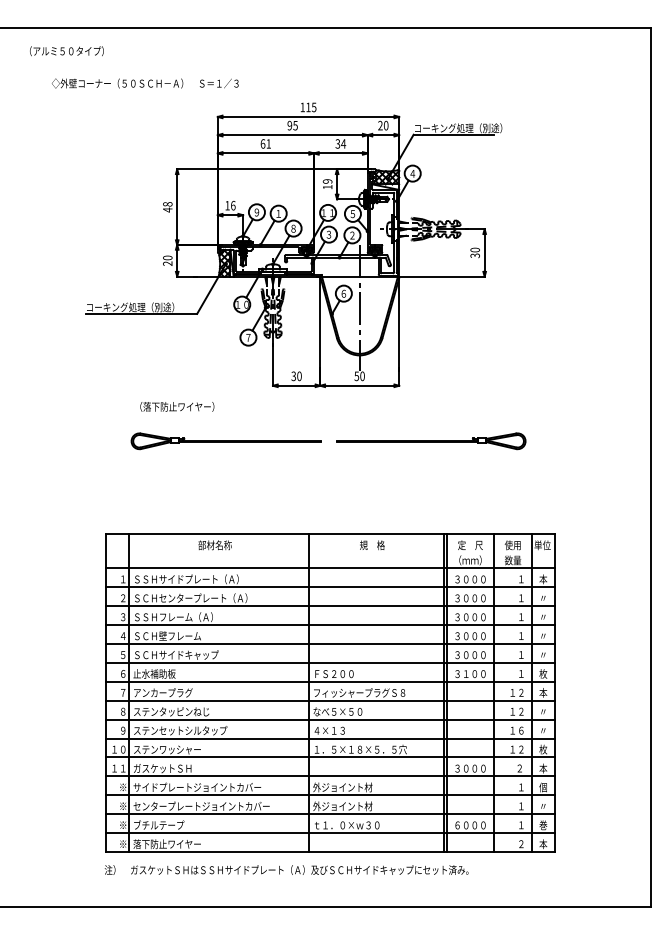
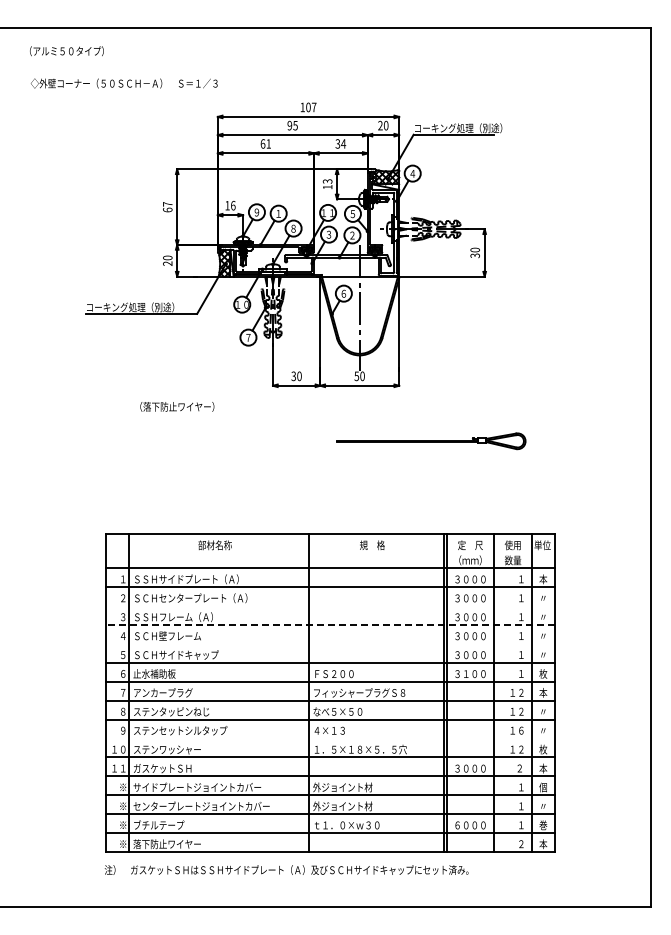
text position: (145, 83) -> (124, 83) (124, 83)
text: 115 -> 107 (311, 107)
text: 19 -> 13 (327, 181)
text: 48 -> 67 (167, 207)
part: present -> none (225, 441)
line: present -> none (330, 606)
line: solid -> dashed (330, 625)
line: present -> none (330, 643)
line: present -> none (330, 738)
